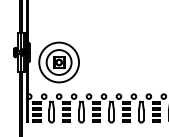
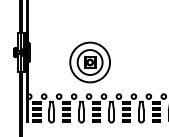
part position: (58, 62) -> (89, 62) (89, 62)
